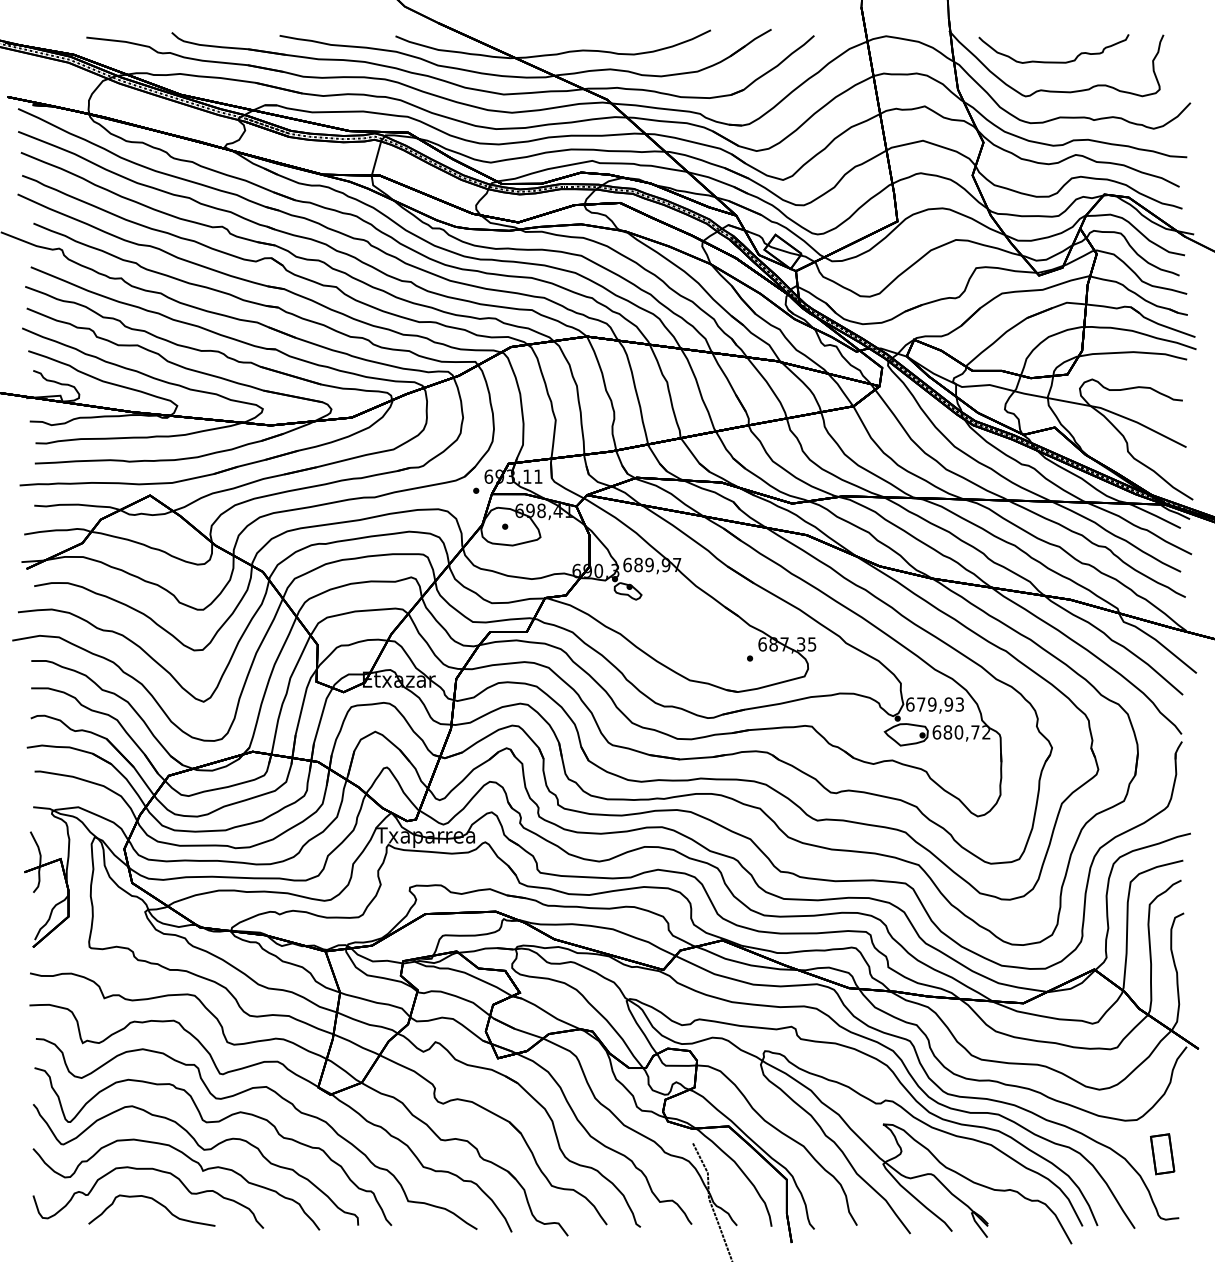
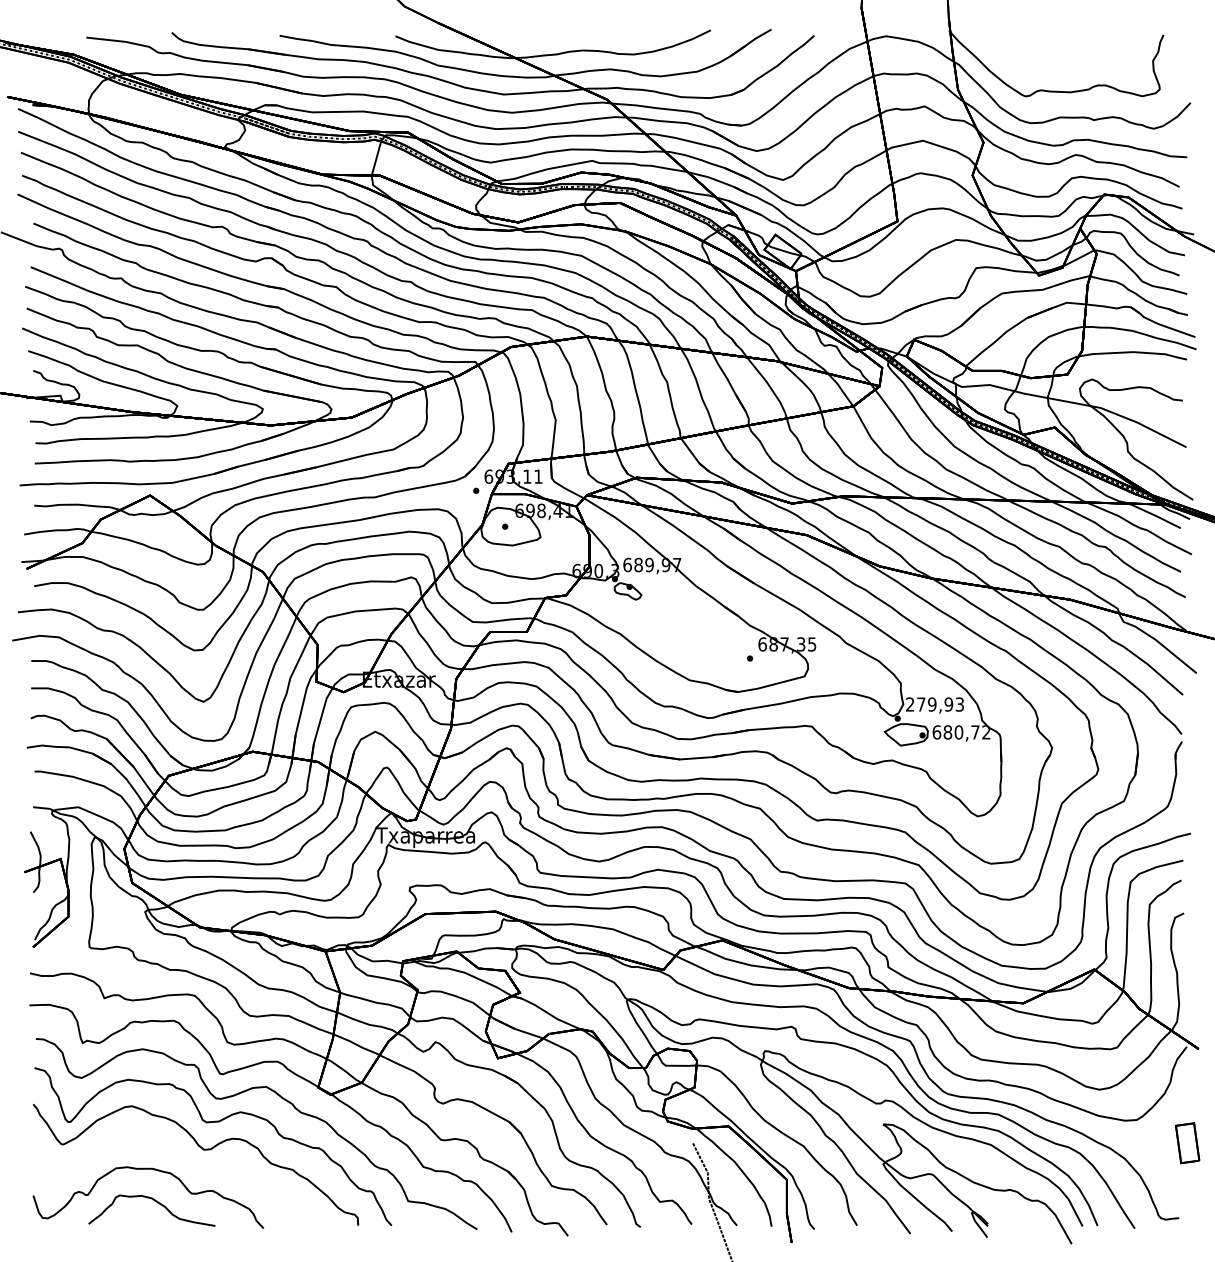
curve: present -> none (1053, 61)
text: 679,93 -> 279,93 (910, 704)
part position: (1162, 1154) -> (1187, 1143) (1187, 1143)
curve: present -> none (192, 1161)
